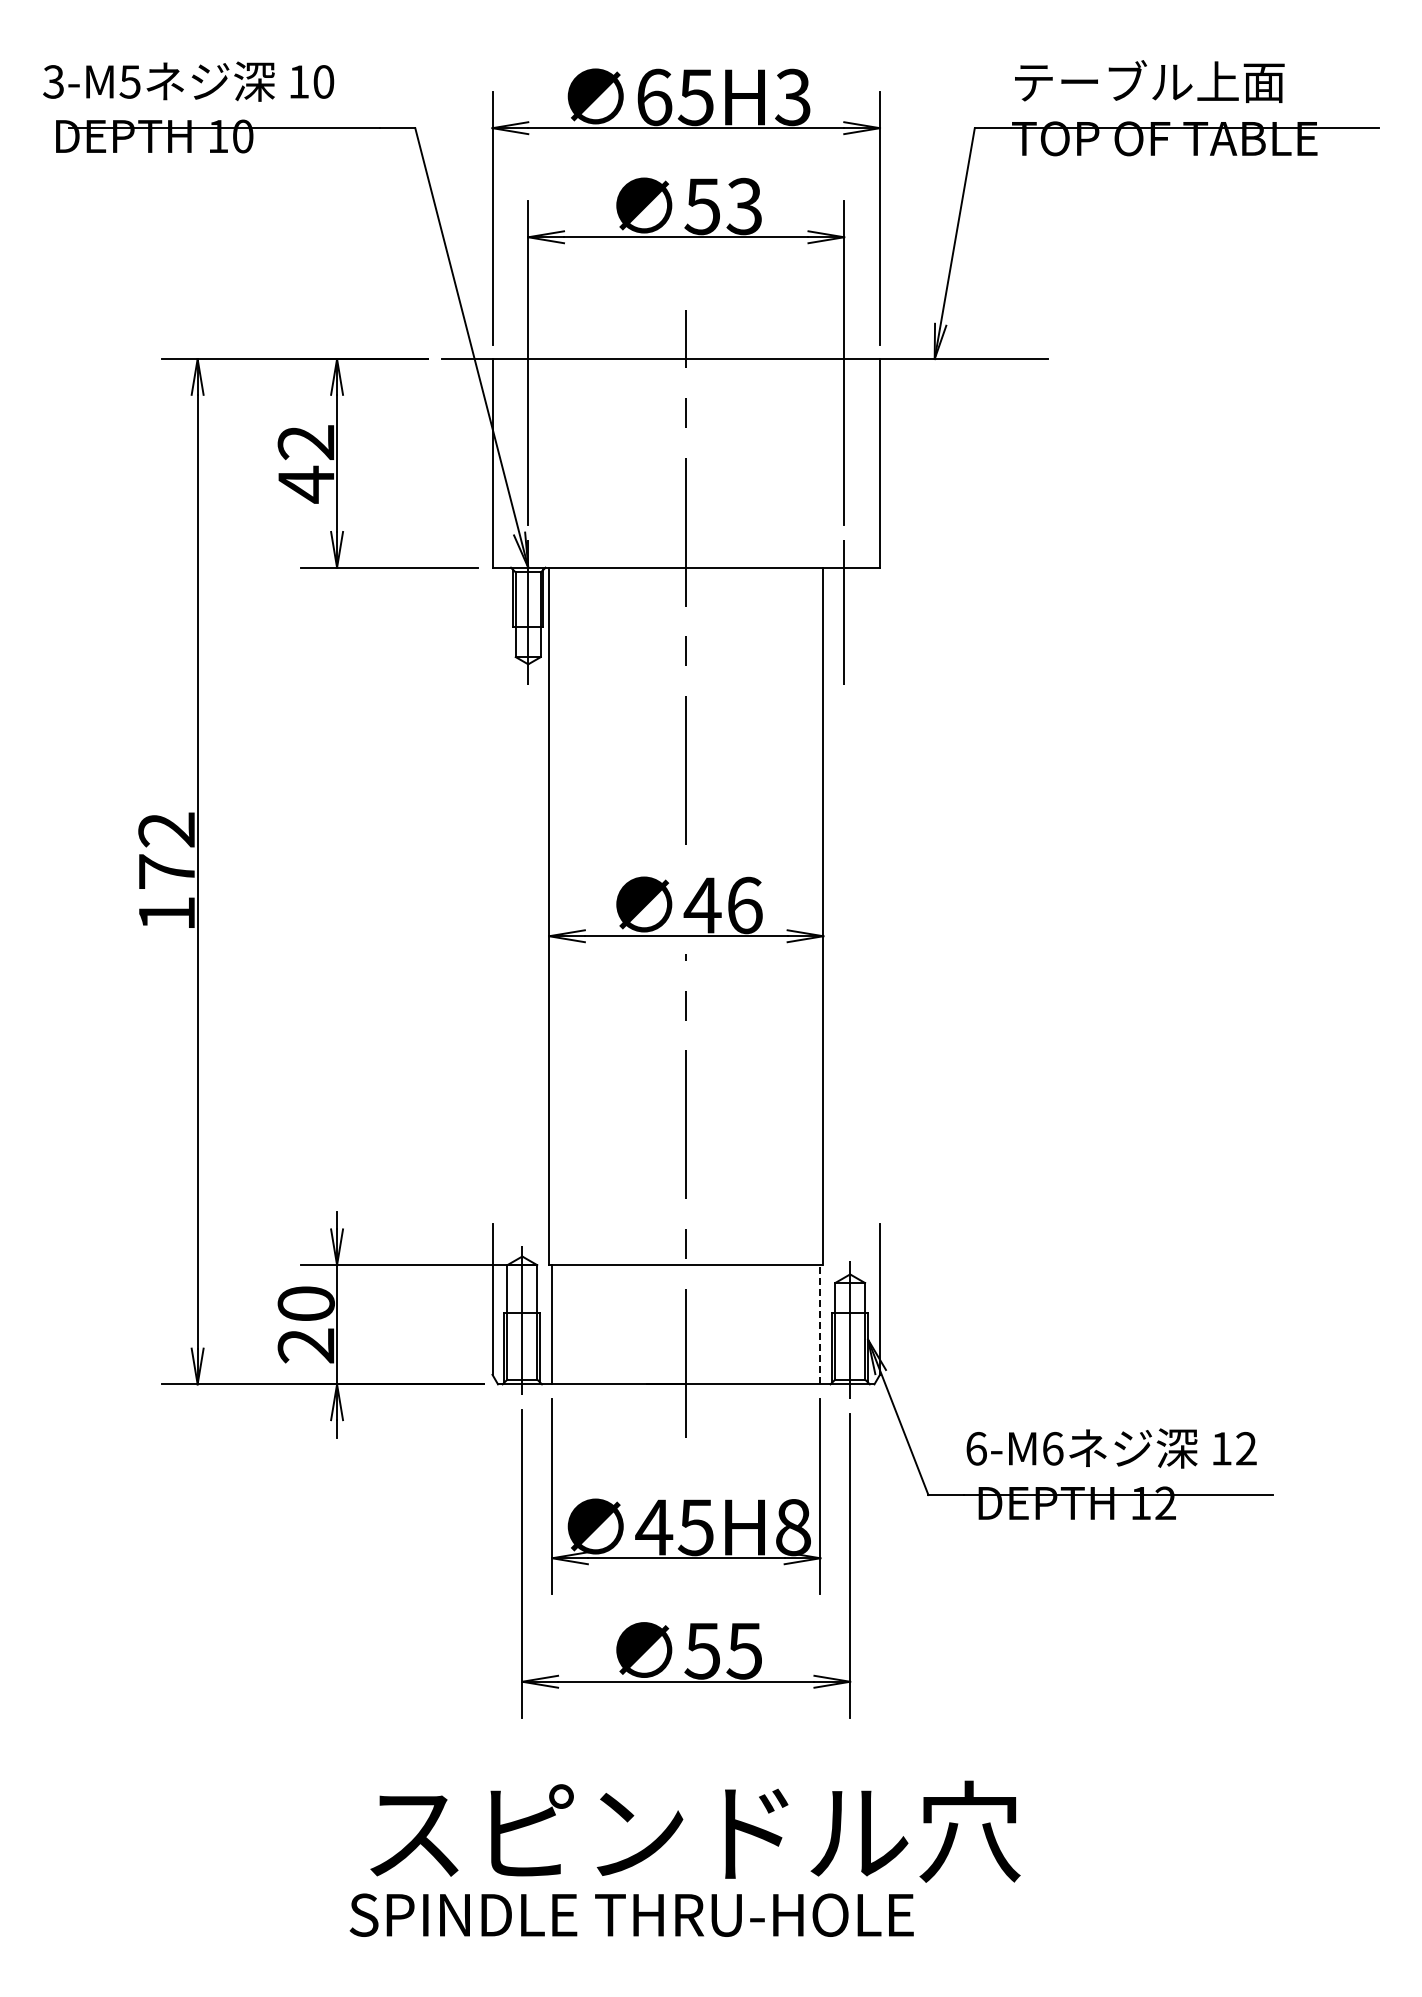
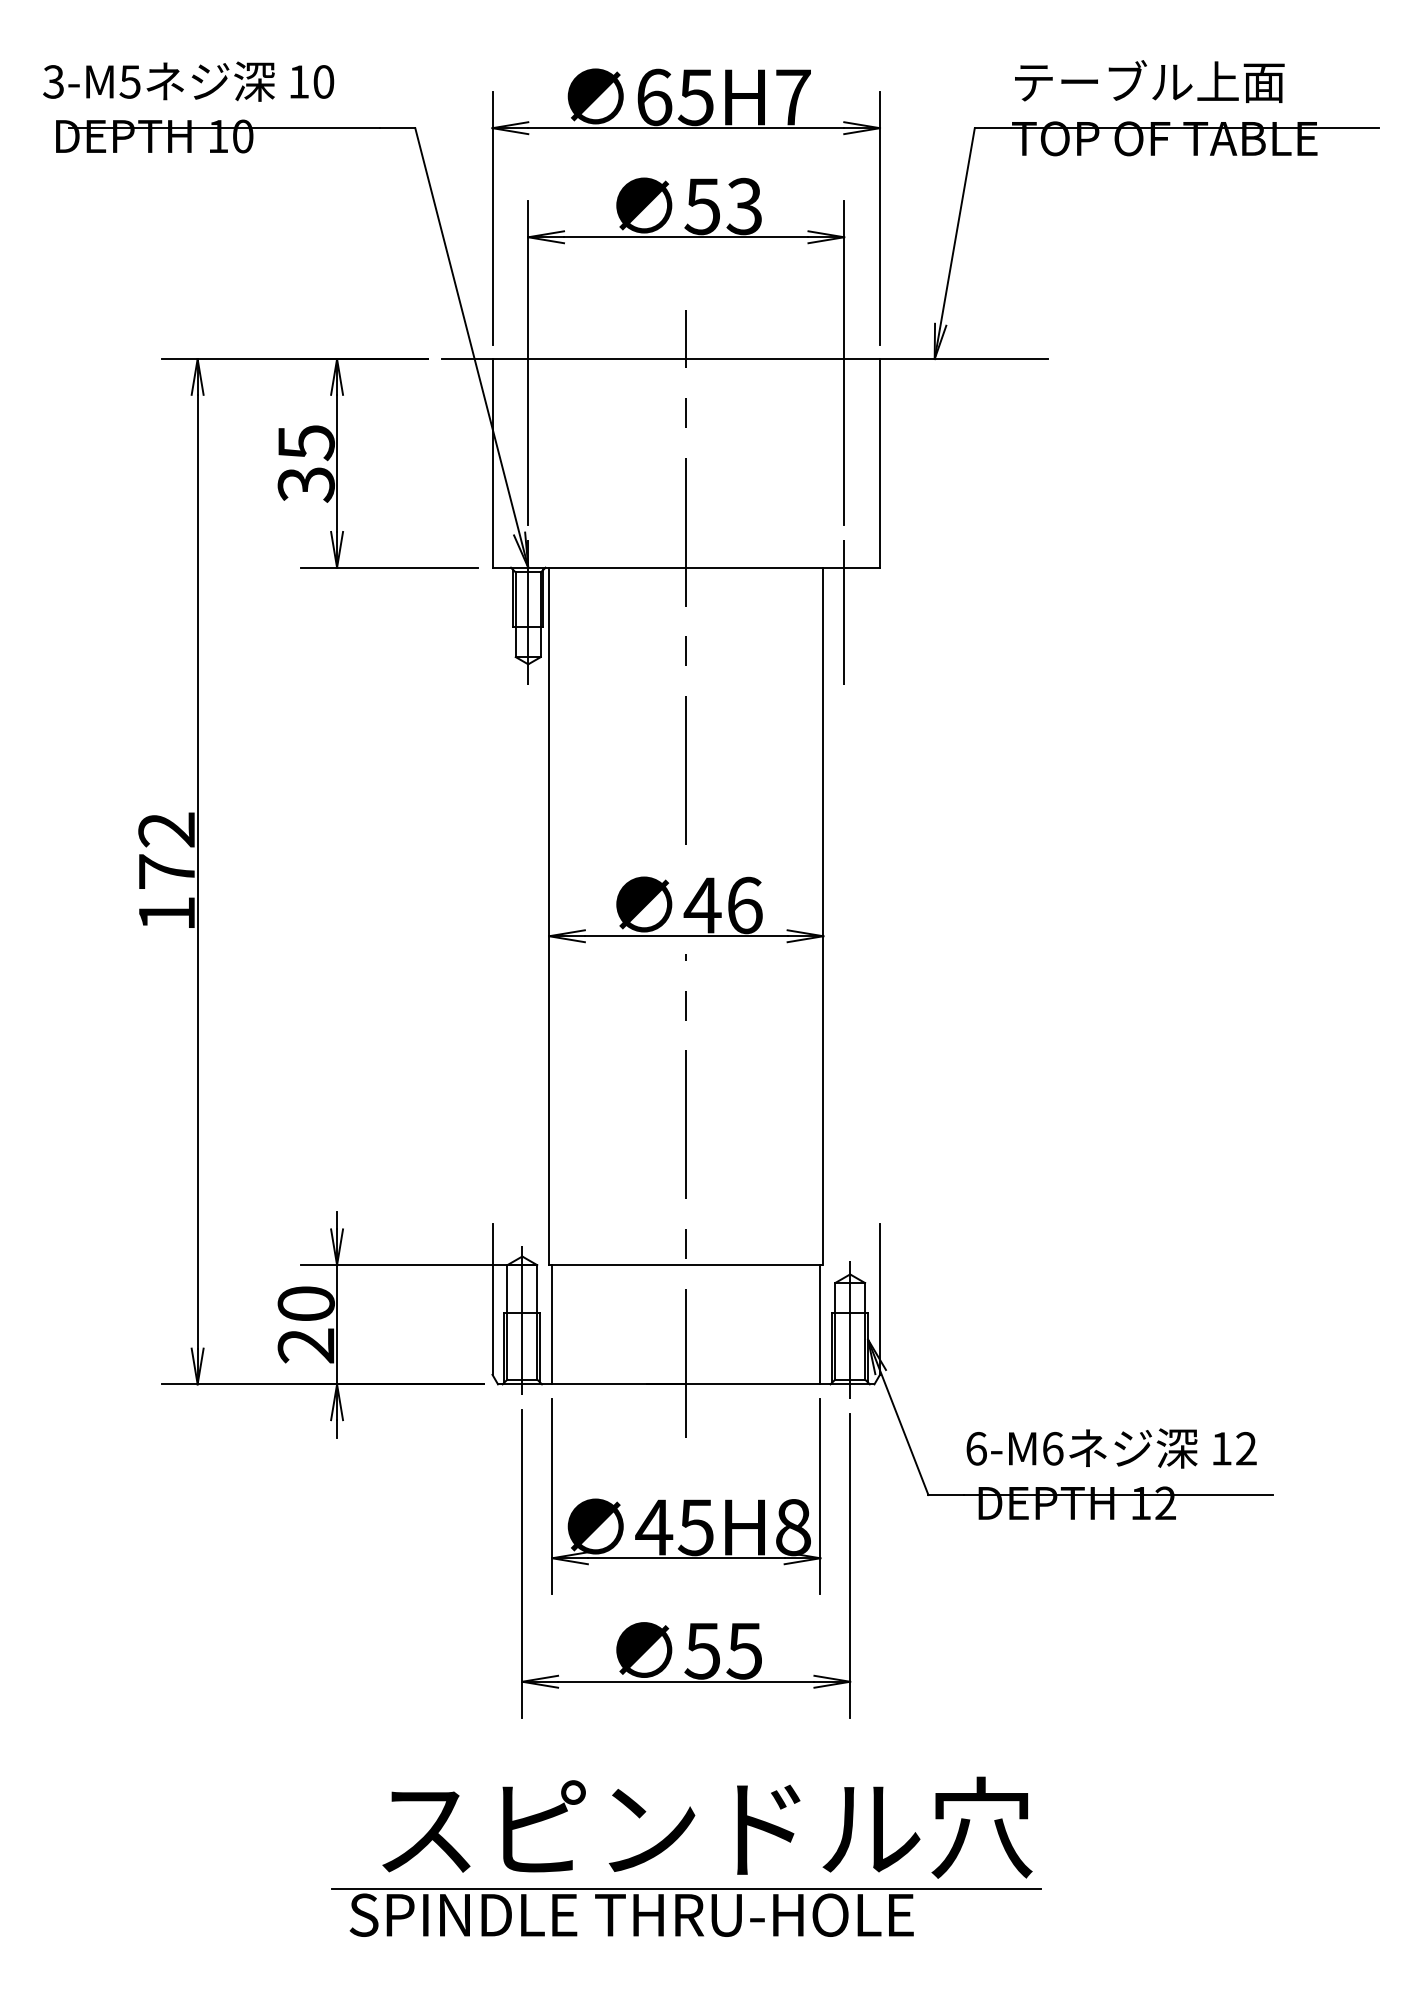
text: 65H3 -> 65H7 (792, 97)
text: 42 -> 35 (305, 464)
line: dashed -> solid (820, 1324)
text position: (695, 1831) -> (707, 1827) (707, 1827)
line: none -> present (685, 1888)
